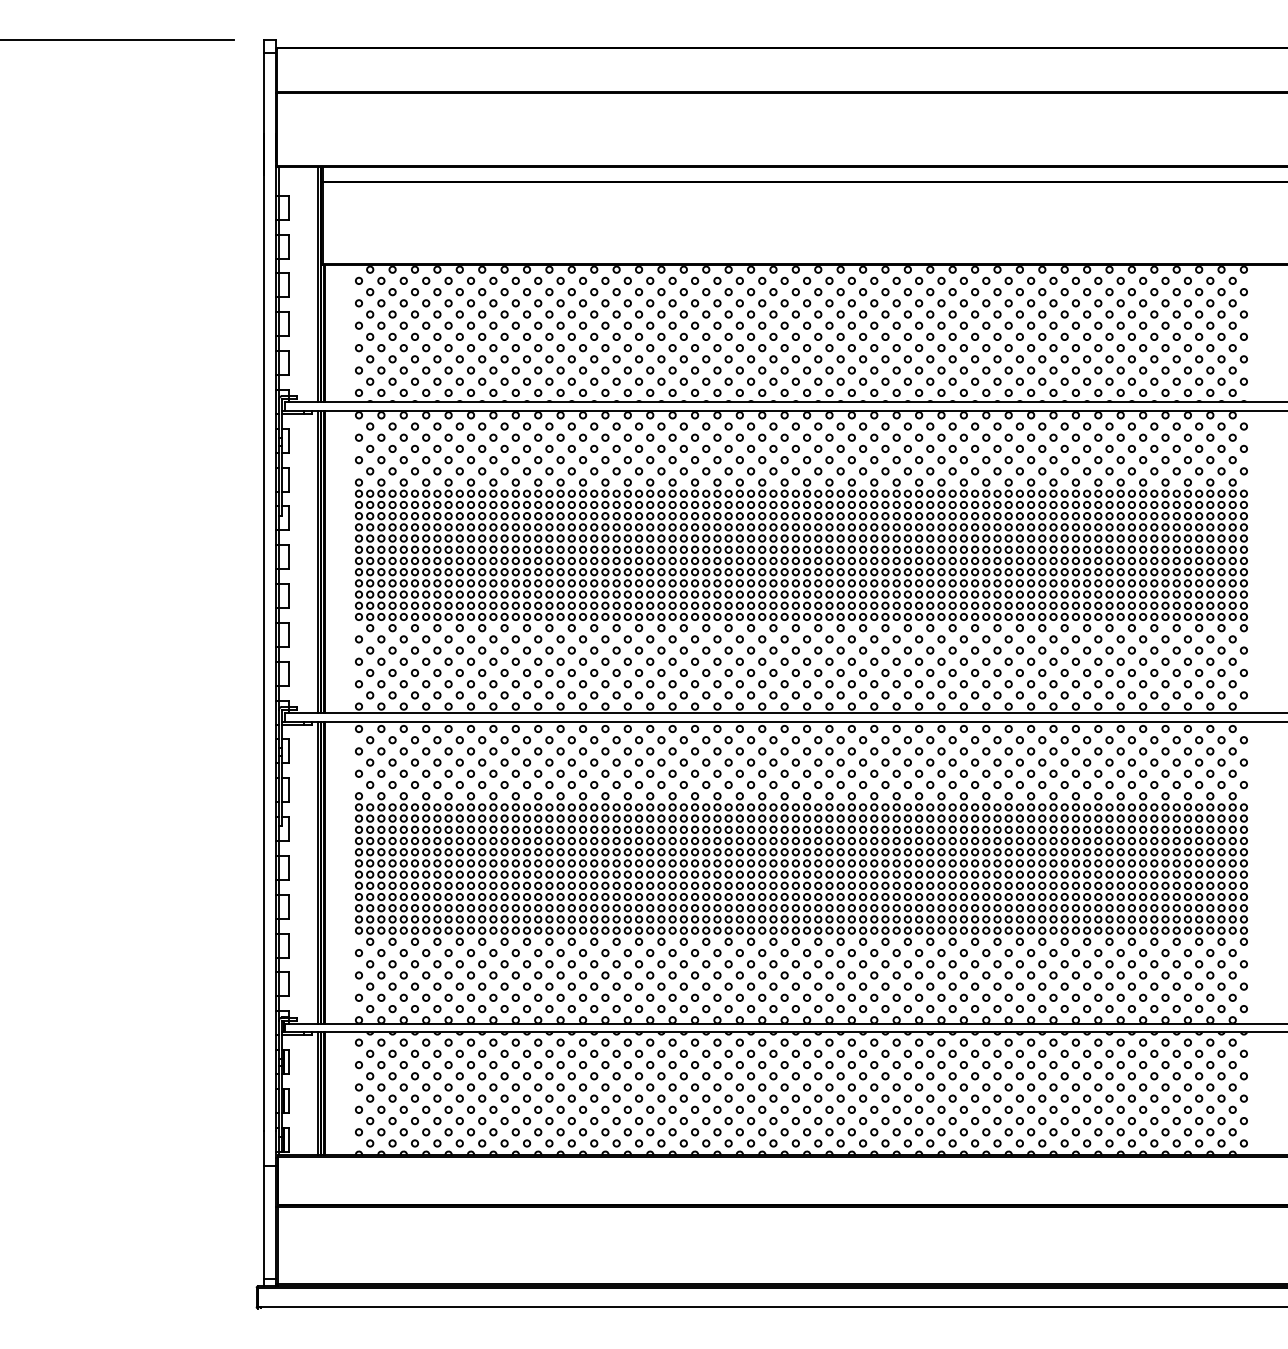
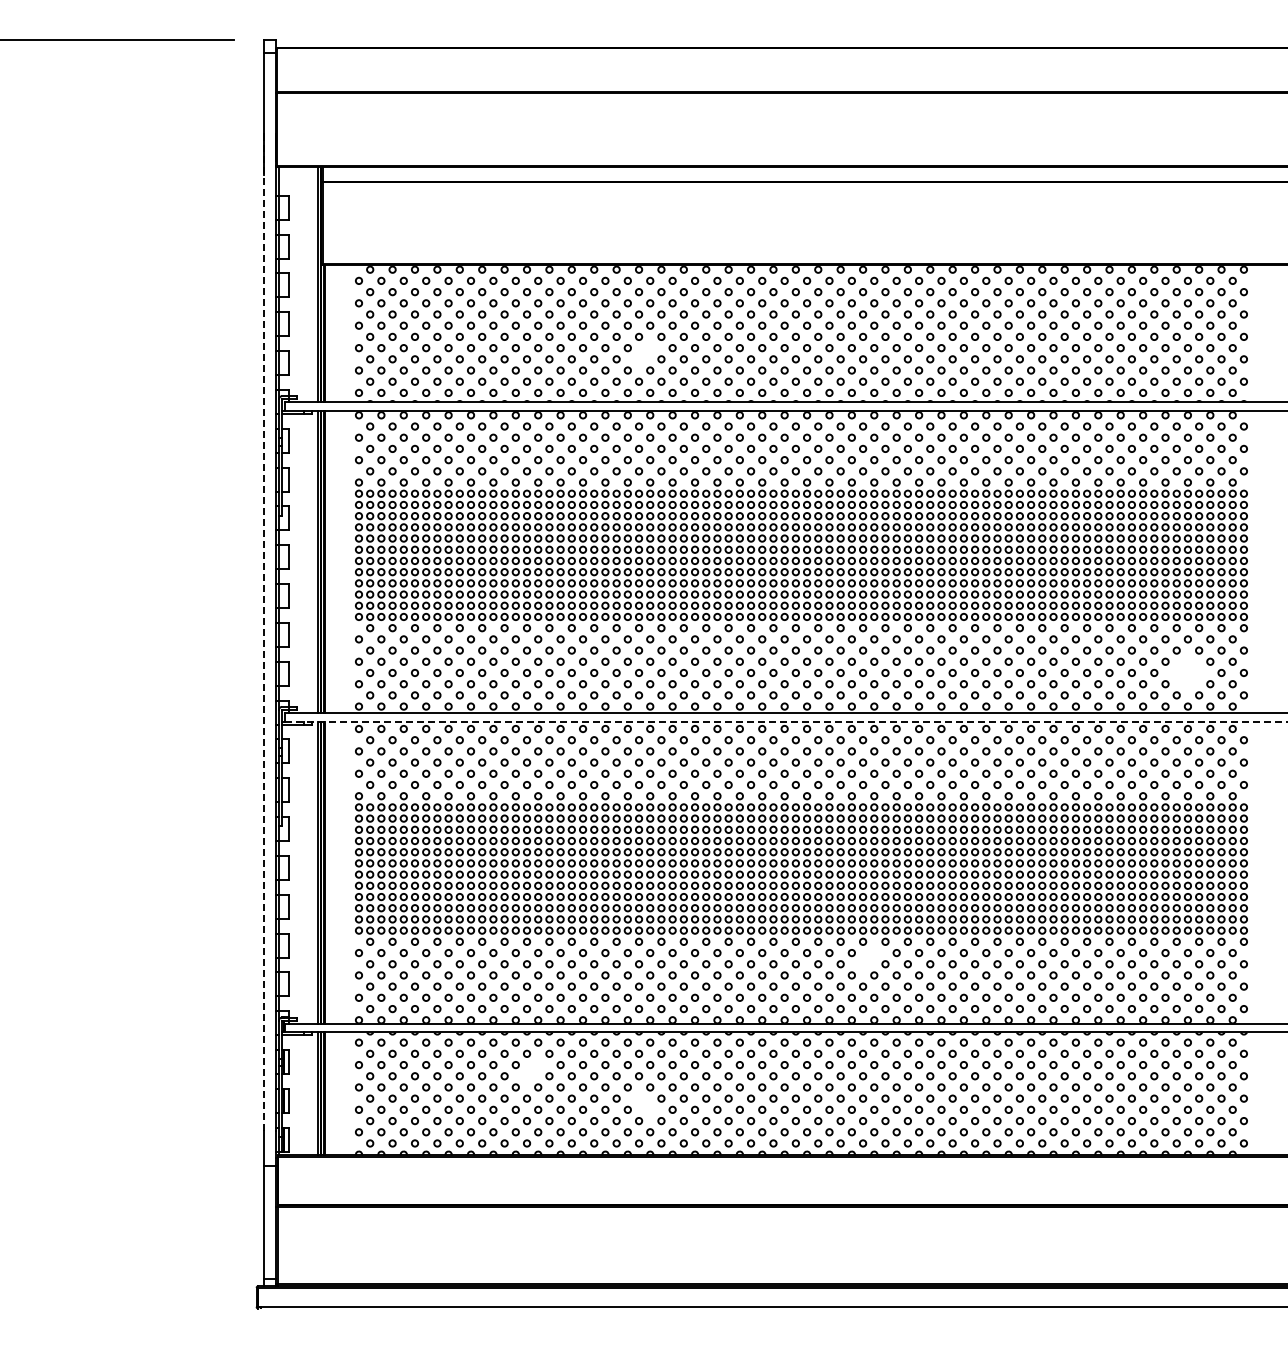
part: present -> none (644, 353)
line: solid -> dashed (263, 631)
part: present -> none (1187, 665)
line: solid -> dashed (786, 721)
part: present -> none (868, 958)
part: present -> none (532, 1070)
part: present -> none (644, 1103)
